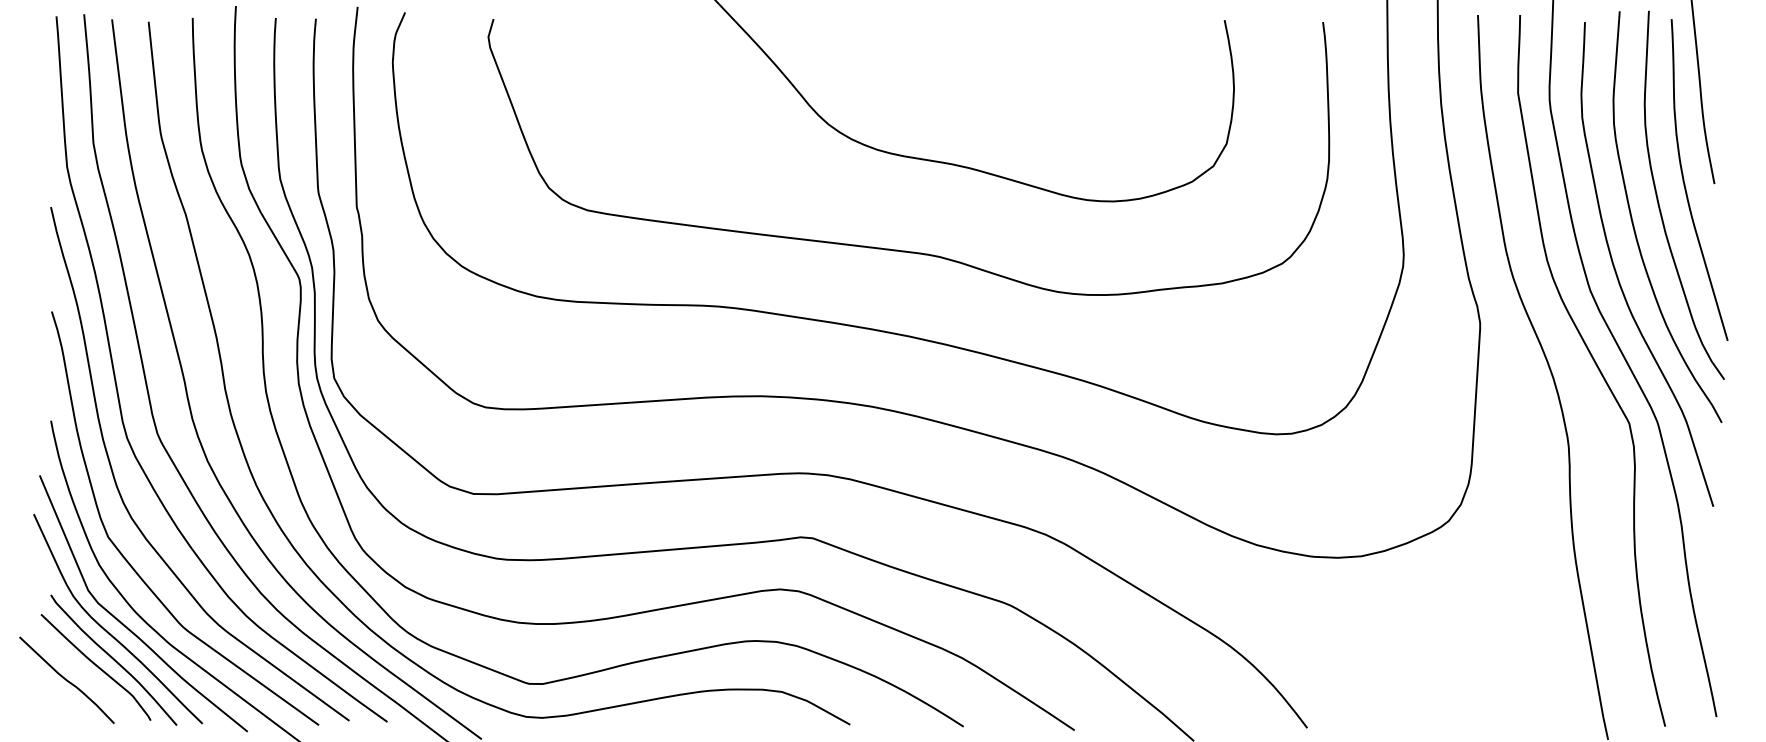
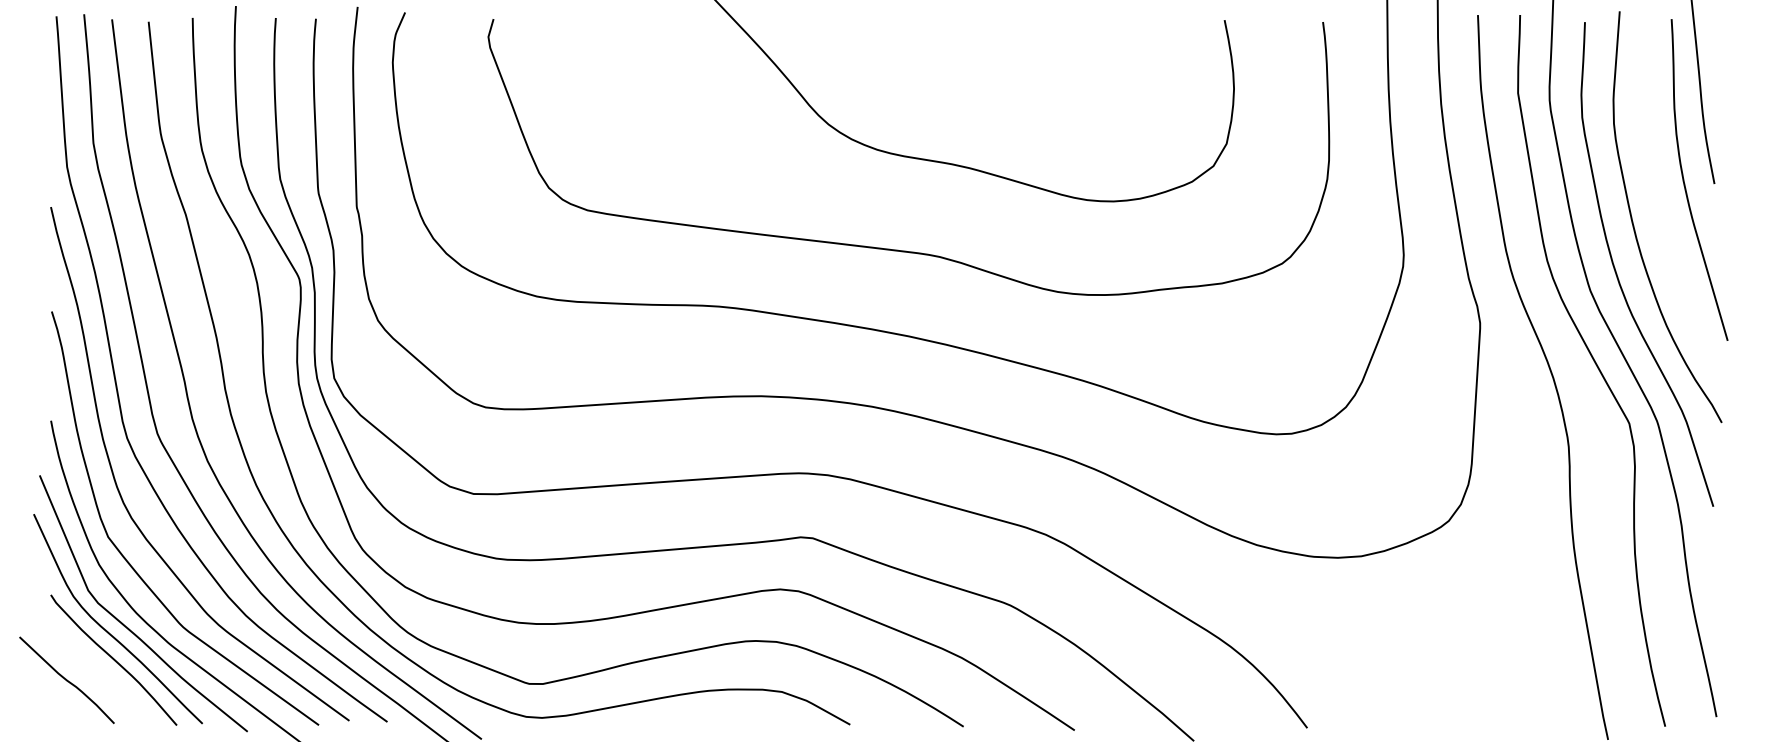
curve: present -> none (1659, 202)
curve: present -> none (96, 666)
